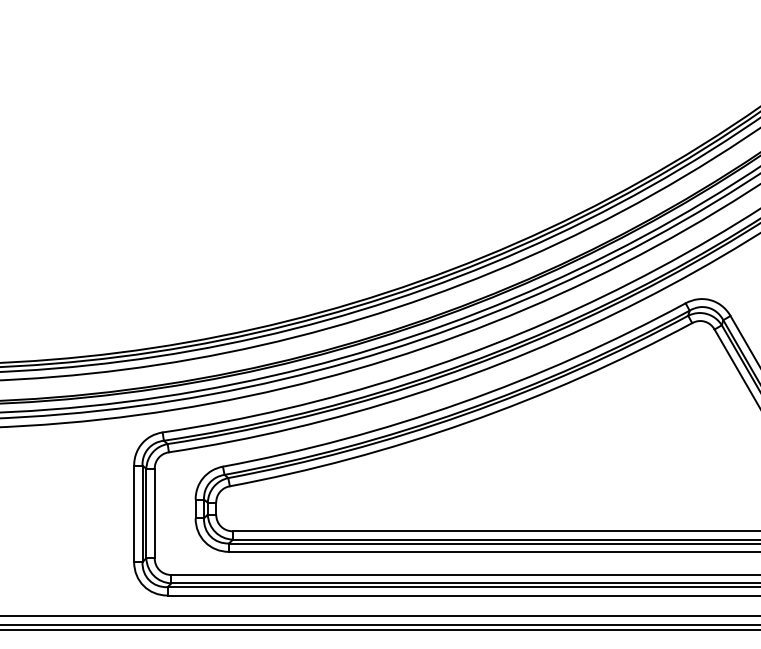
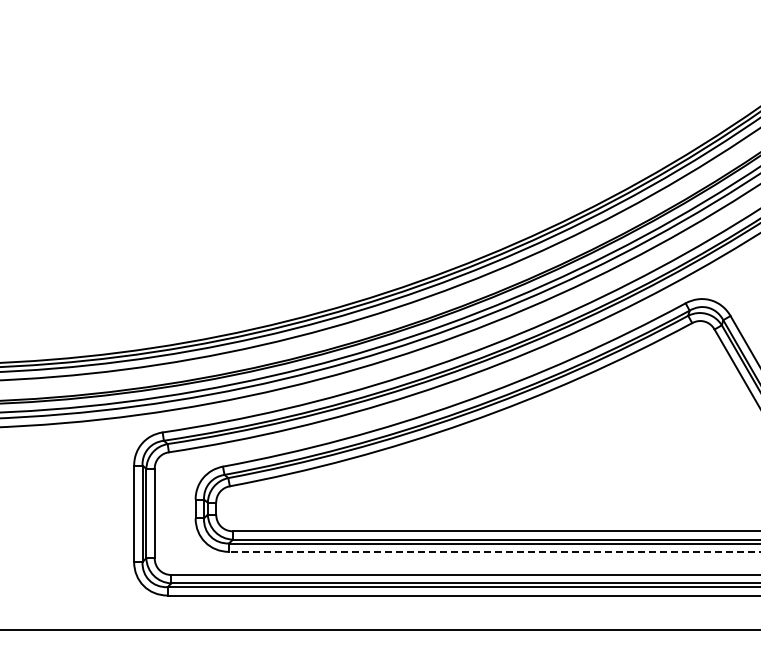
line: solid -> dashed (495, 551)
line: present -> none (379, 616)
line: present -> none (379, 625)
